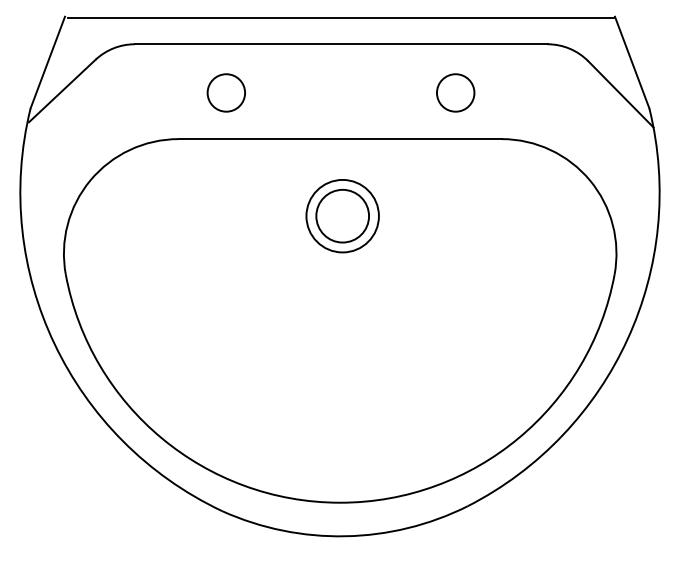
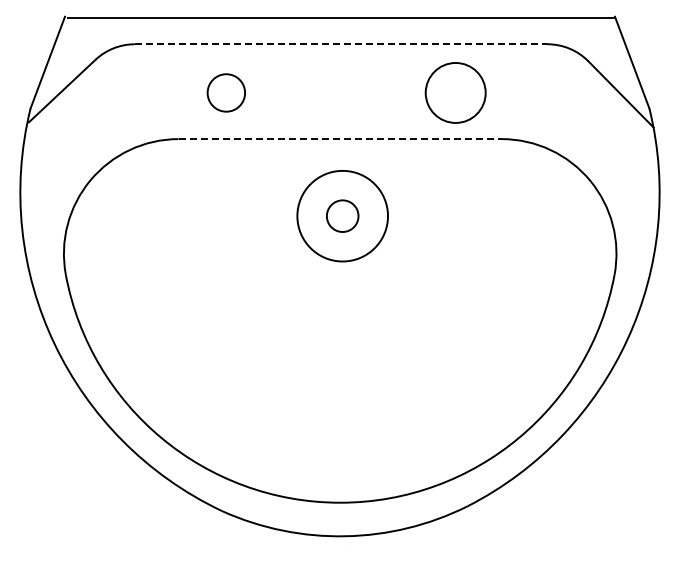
line: solid -> dashed (341, 44)
circle diameter: 37 px -> 60 px (455, 92)
line: solid -> dashed (340, 139)
circle diameter: 53 px -> 32 px (342, 216)
circle diameter: 72 px -> 91 px (342, 215)
